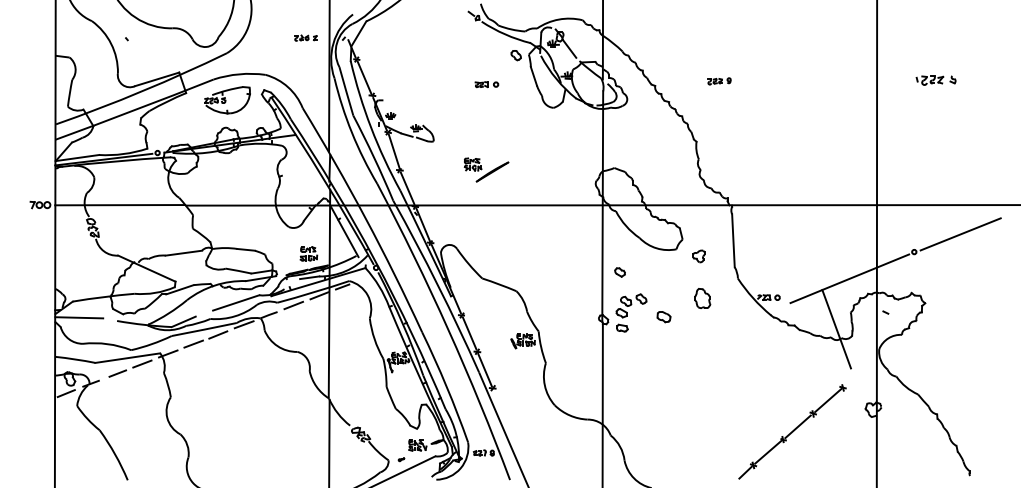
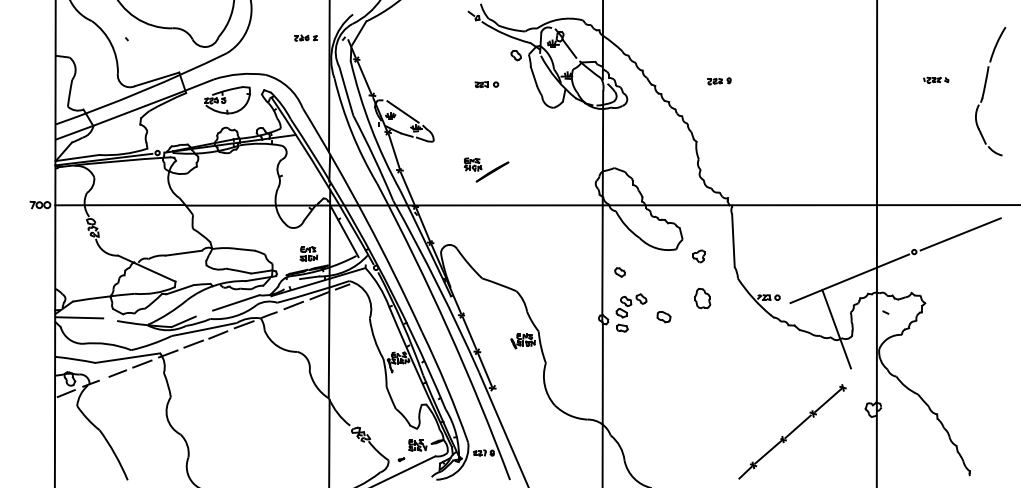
part size: 42x11 px -> 27x8 px (936, 79)
part: none -> present (990, 91)
line: none -> present (402, 111)
